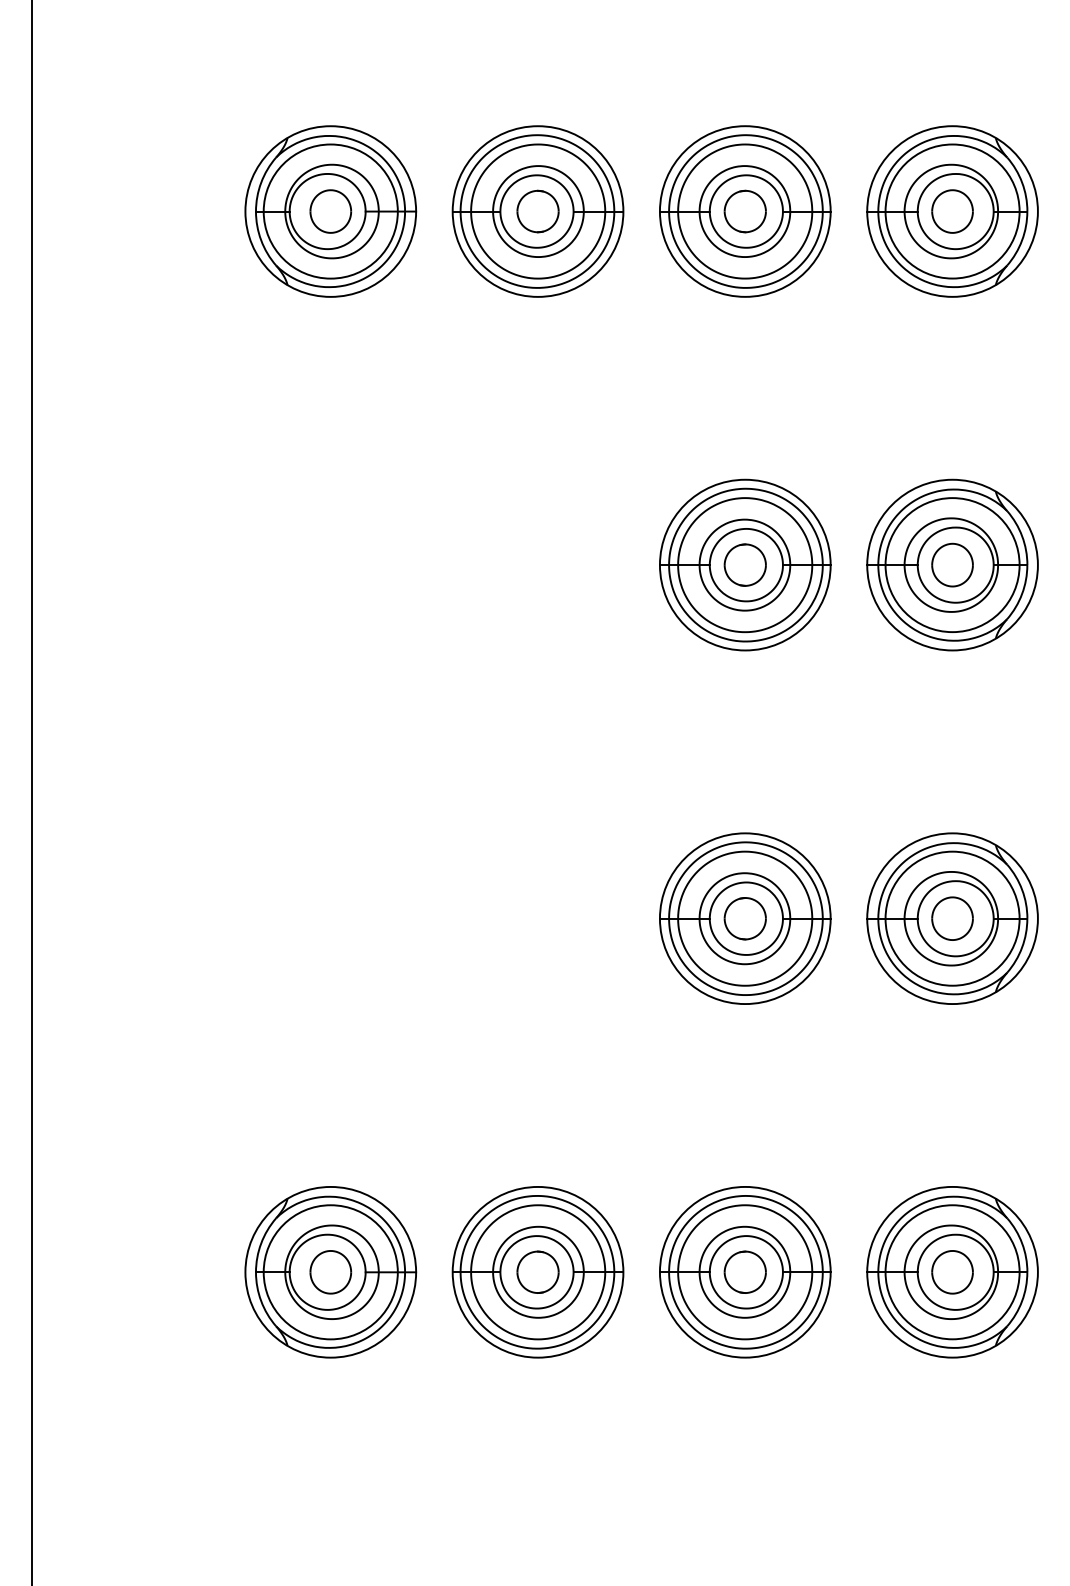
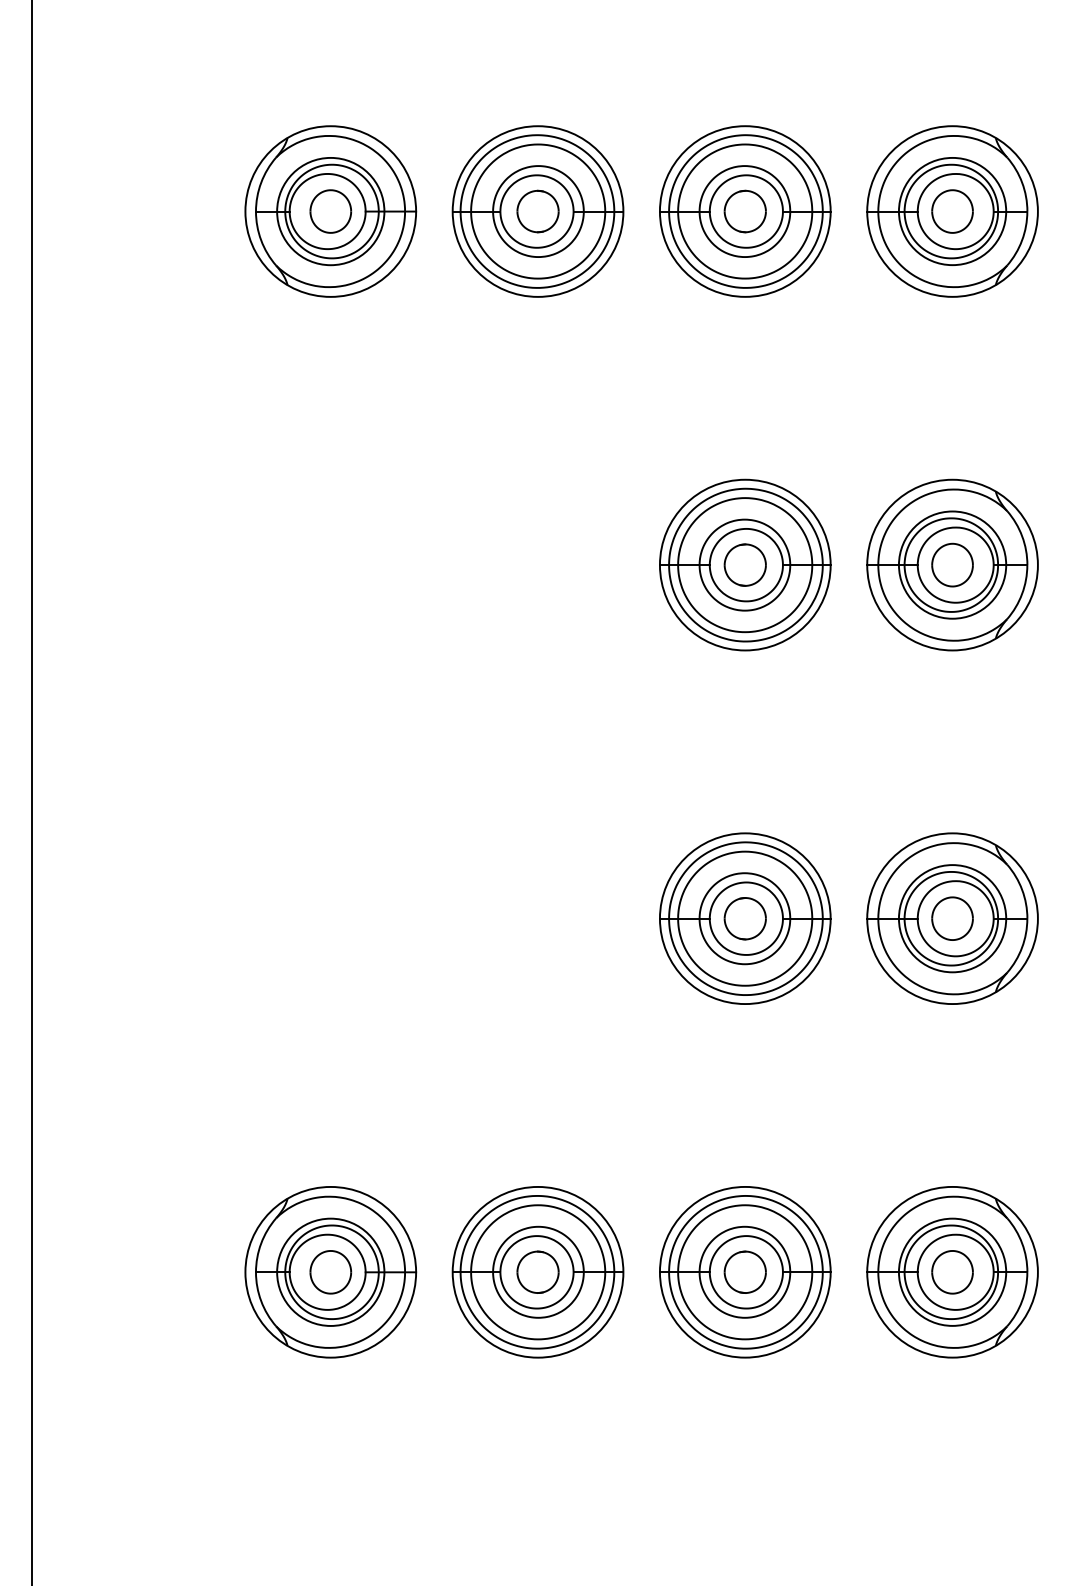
circle diameter: 134 px -> 107 px (330, 211)
circle diameter: 134 px -> 107 px (952, 211)
circle diameter: 134 px -> 107 px (952, 564)
circle diameter: 134 px -> 107 px (952, 918)
circle diameter: 134 px -> 107 px (330, 1271)
circle diameter: 134 px -> 107 px (952, 1271)
